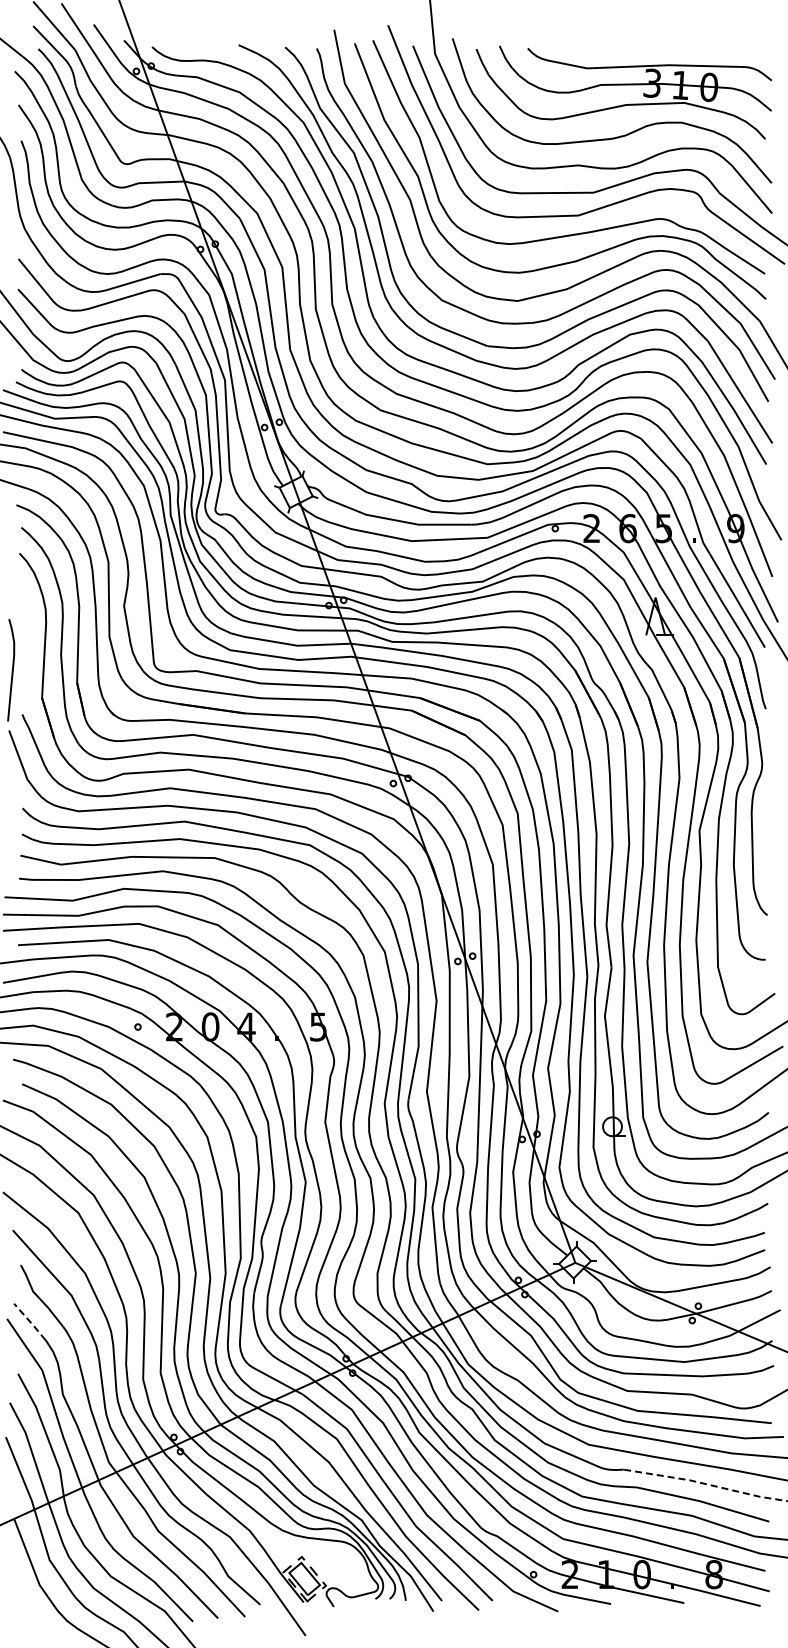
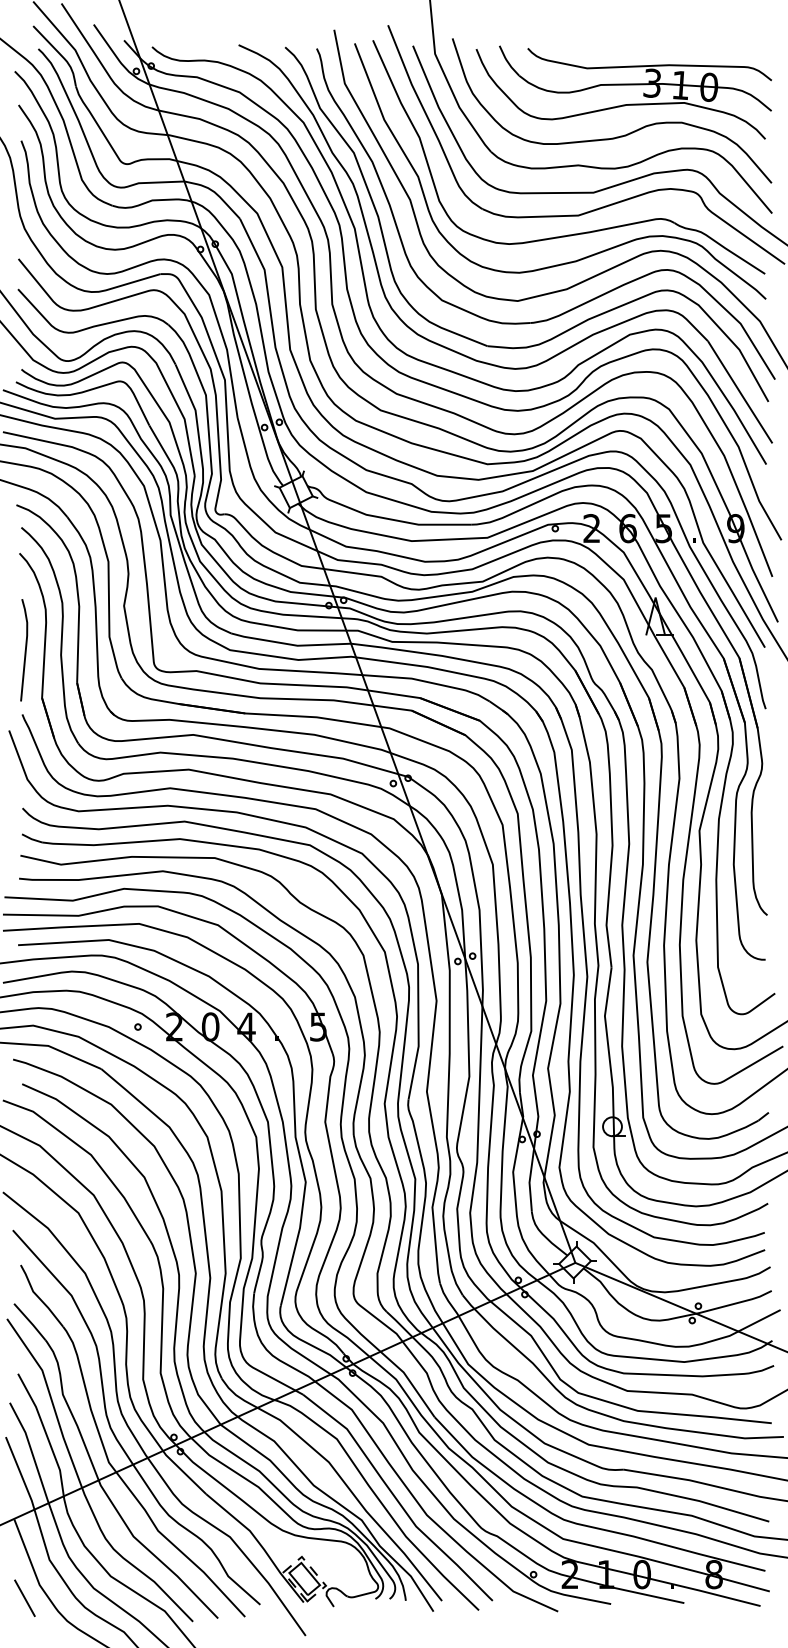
line position: (11, 670) -> (24, 650) (24, 650)
line: dashed -> solid (30, 1322)
line: dashed -> solid (705, 1484)
line: none -> present (24, 1597)
